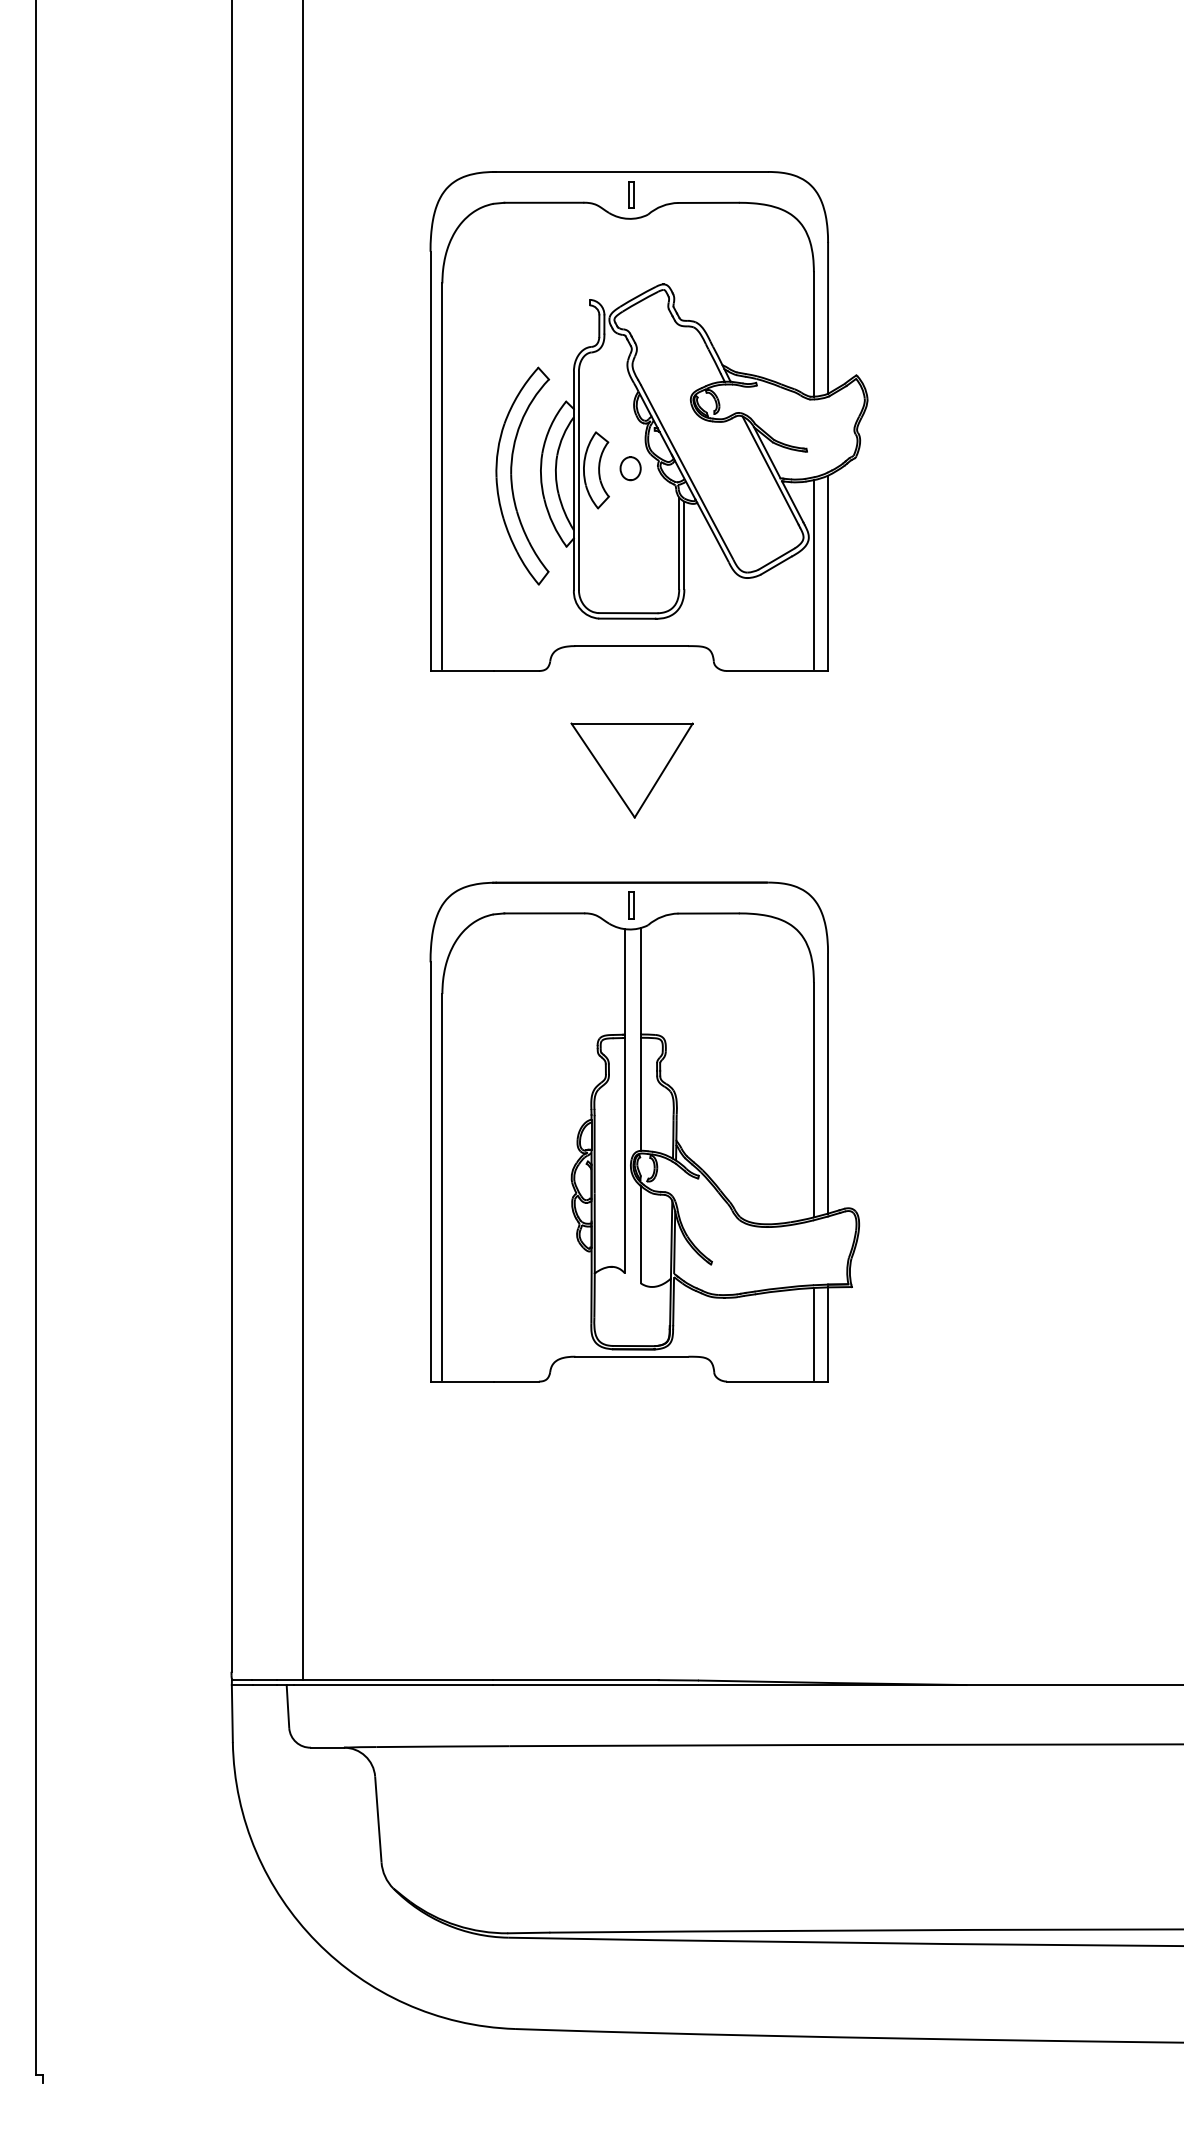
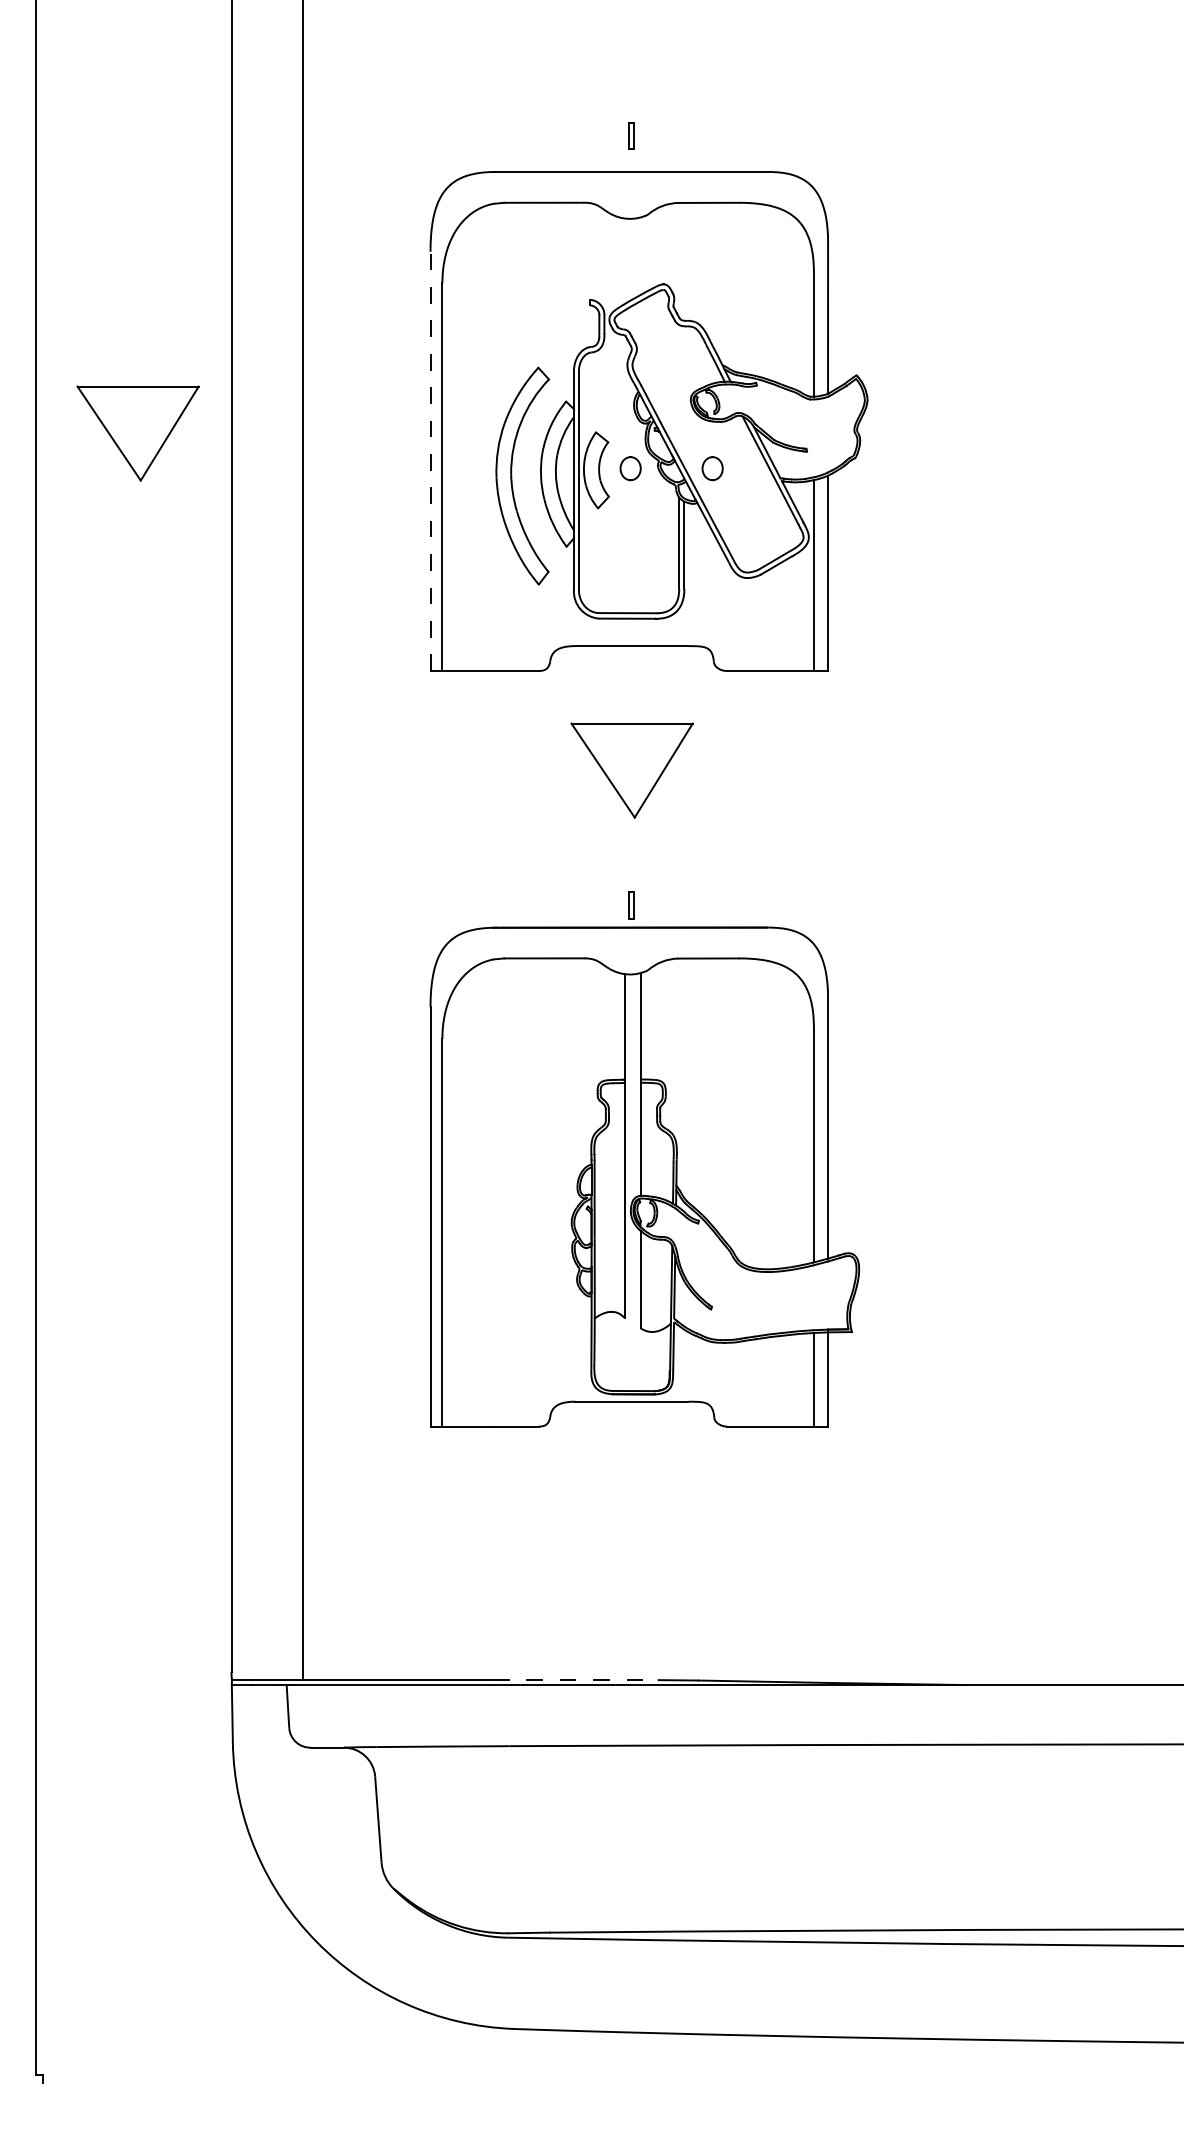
part position: (631, 194) -> (631, 135) (631, 135)
part: none -> present (137, 433)
line: solid -> dashed (430, 461)
part: none -> present (712, 468)
part position: (644, 1131) -> (644, 1176) (644, 1176)
line: solid -> dashed (575, 1680)
